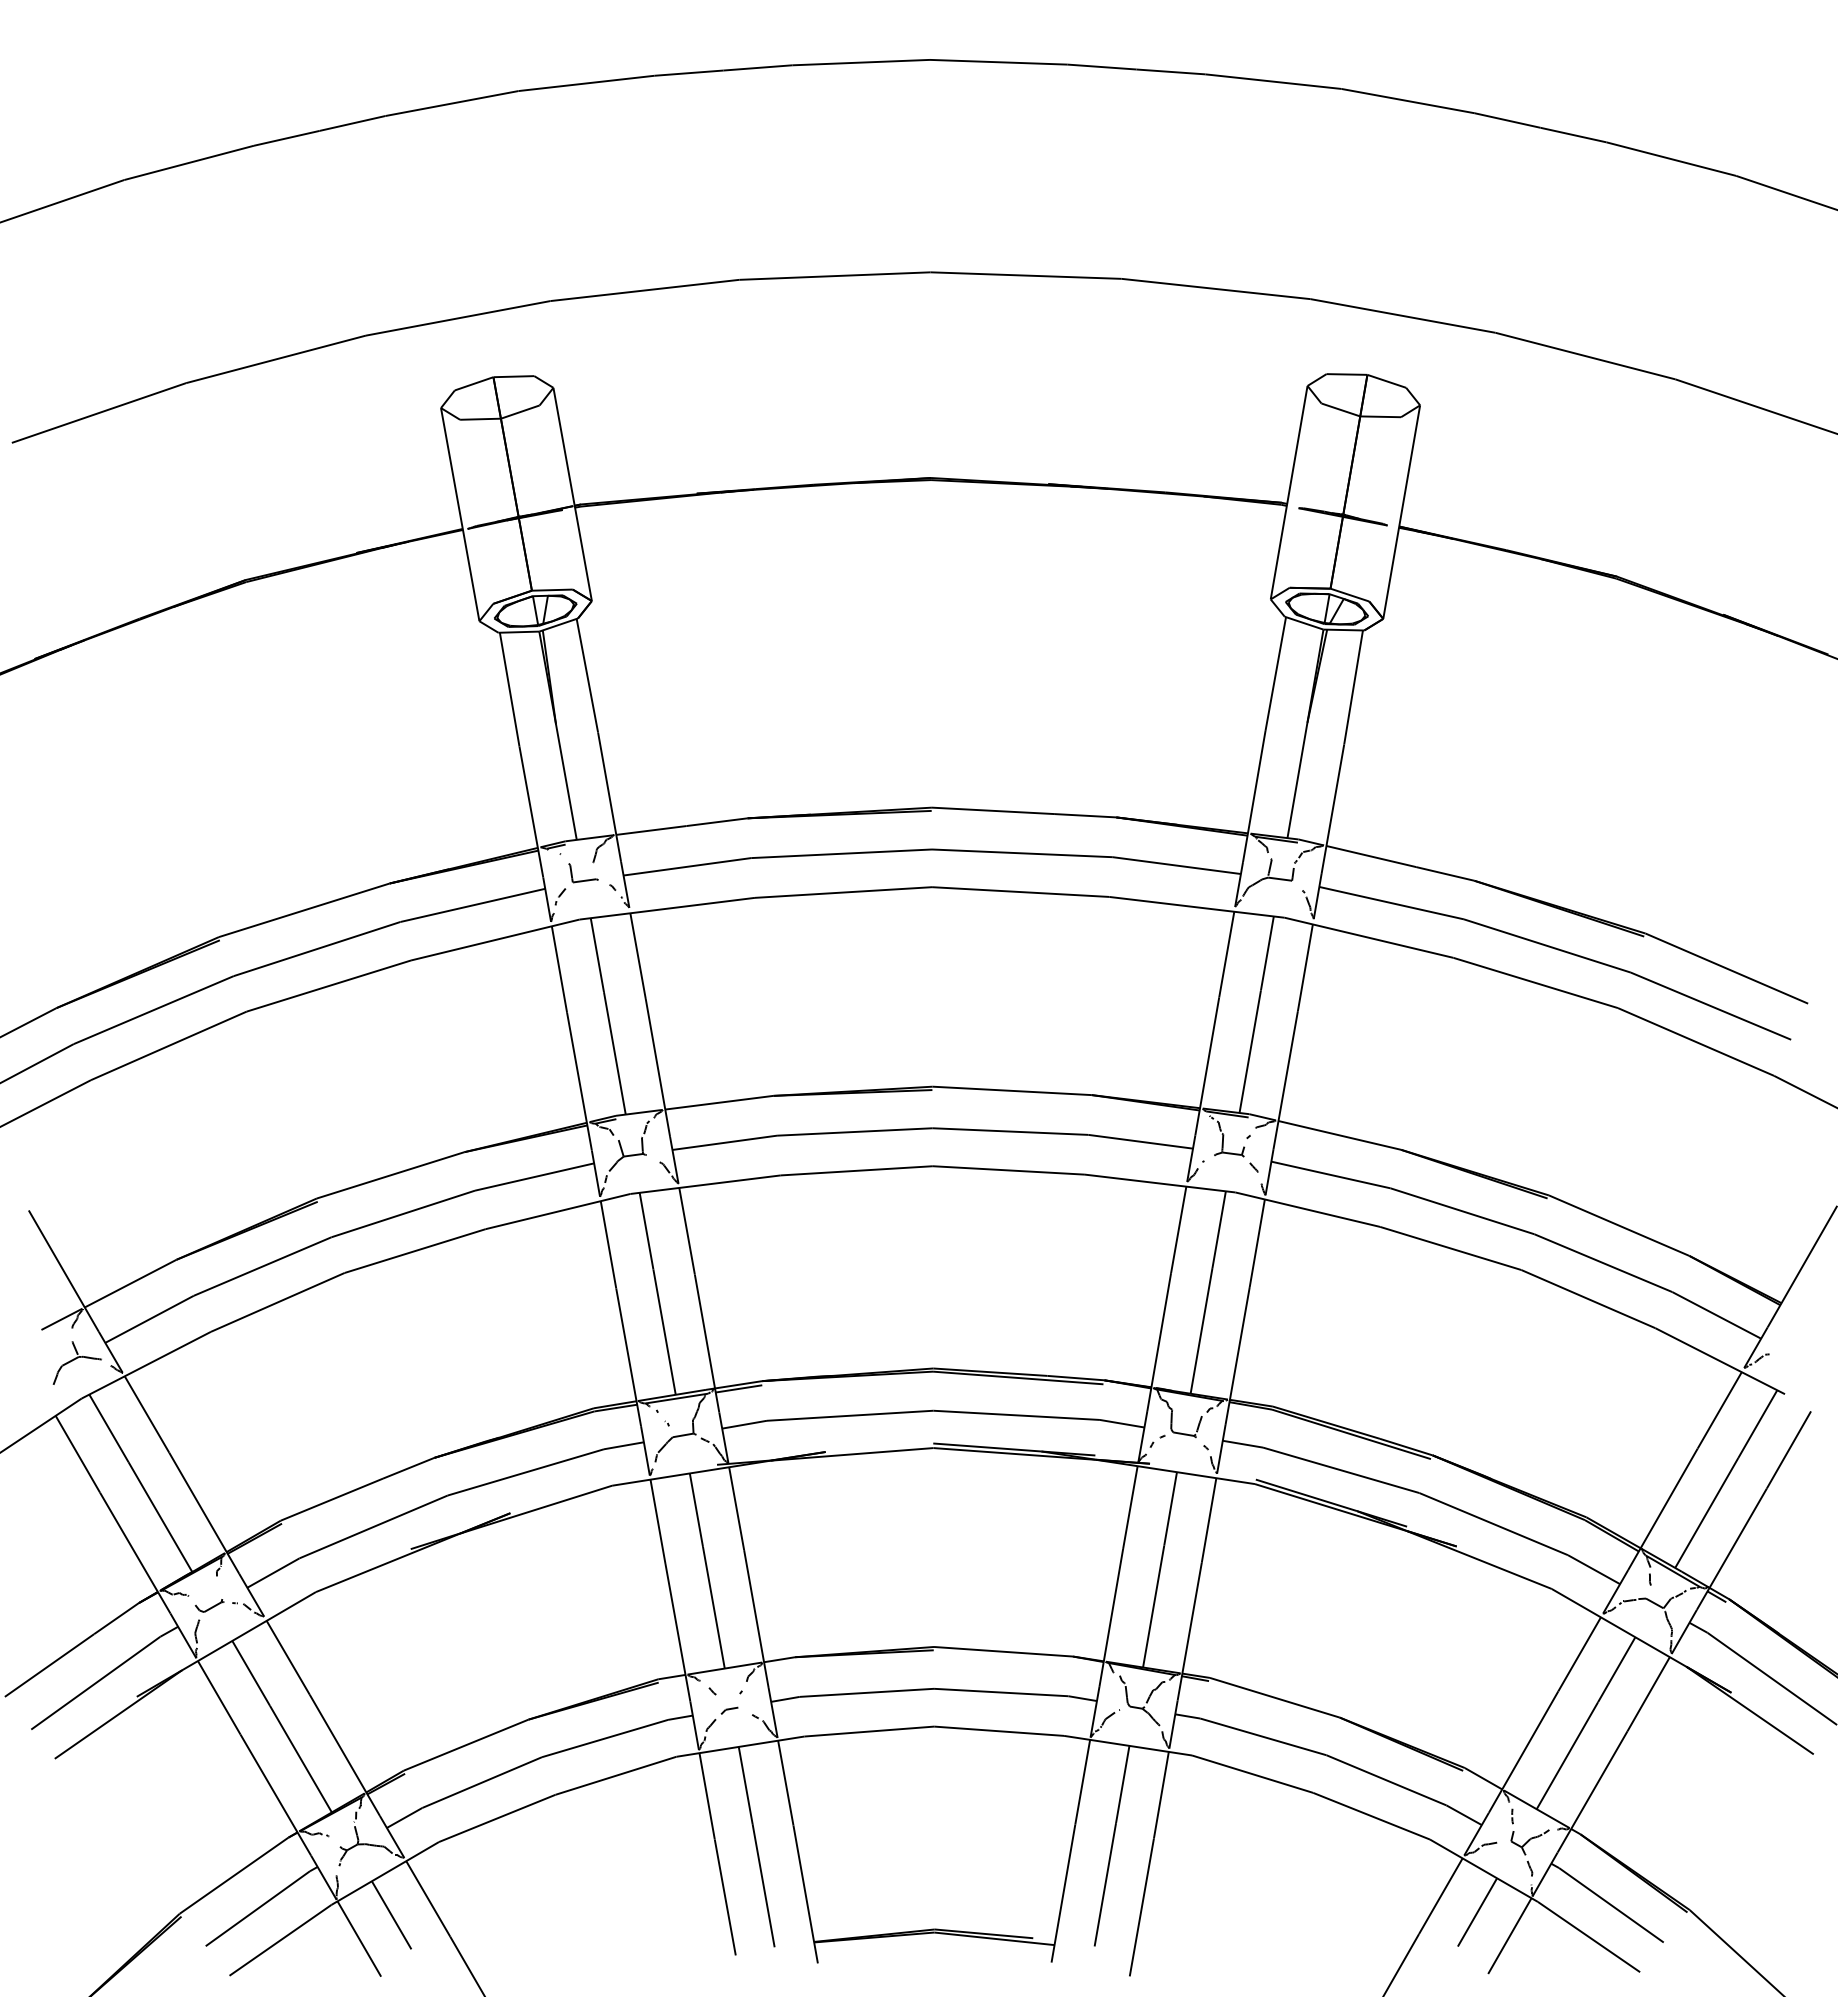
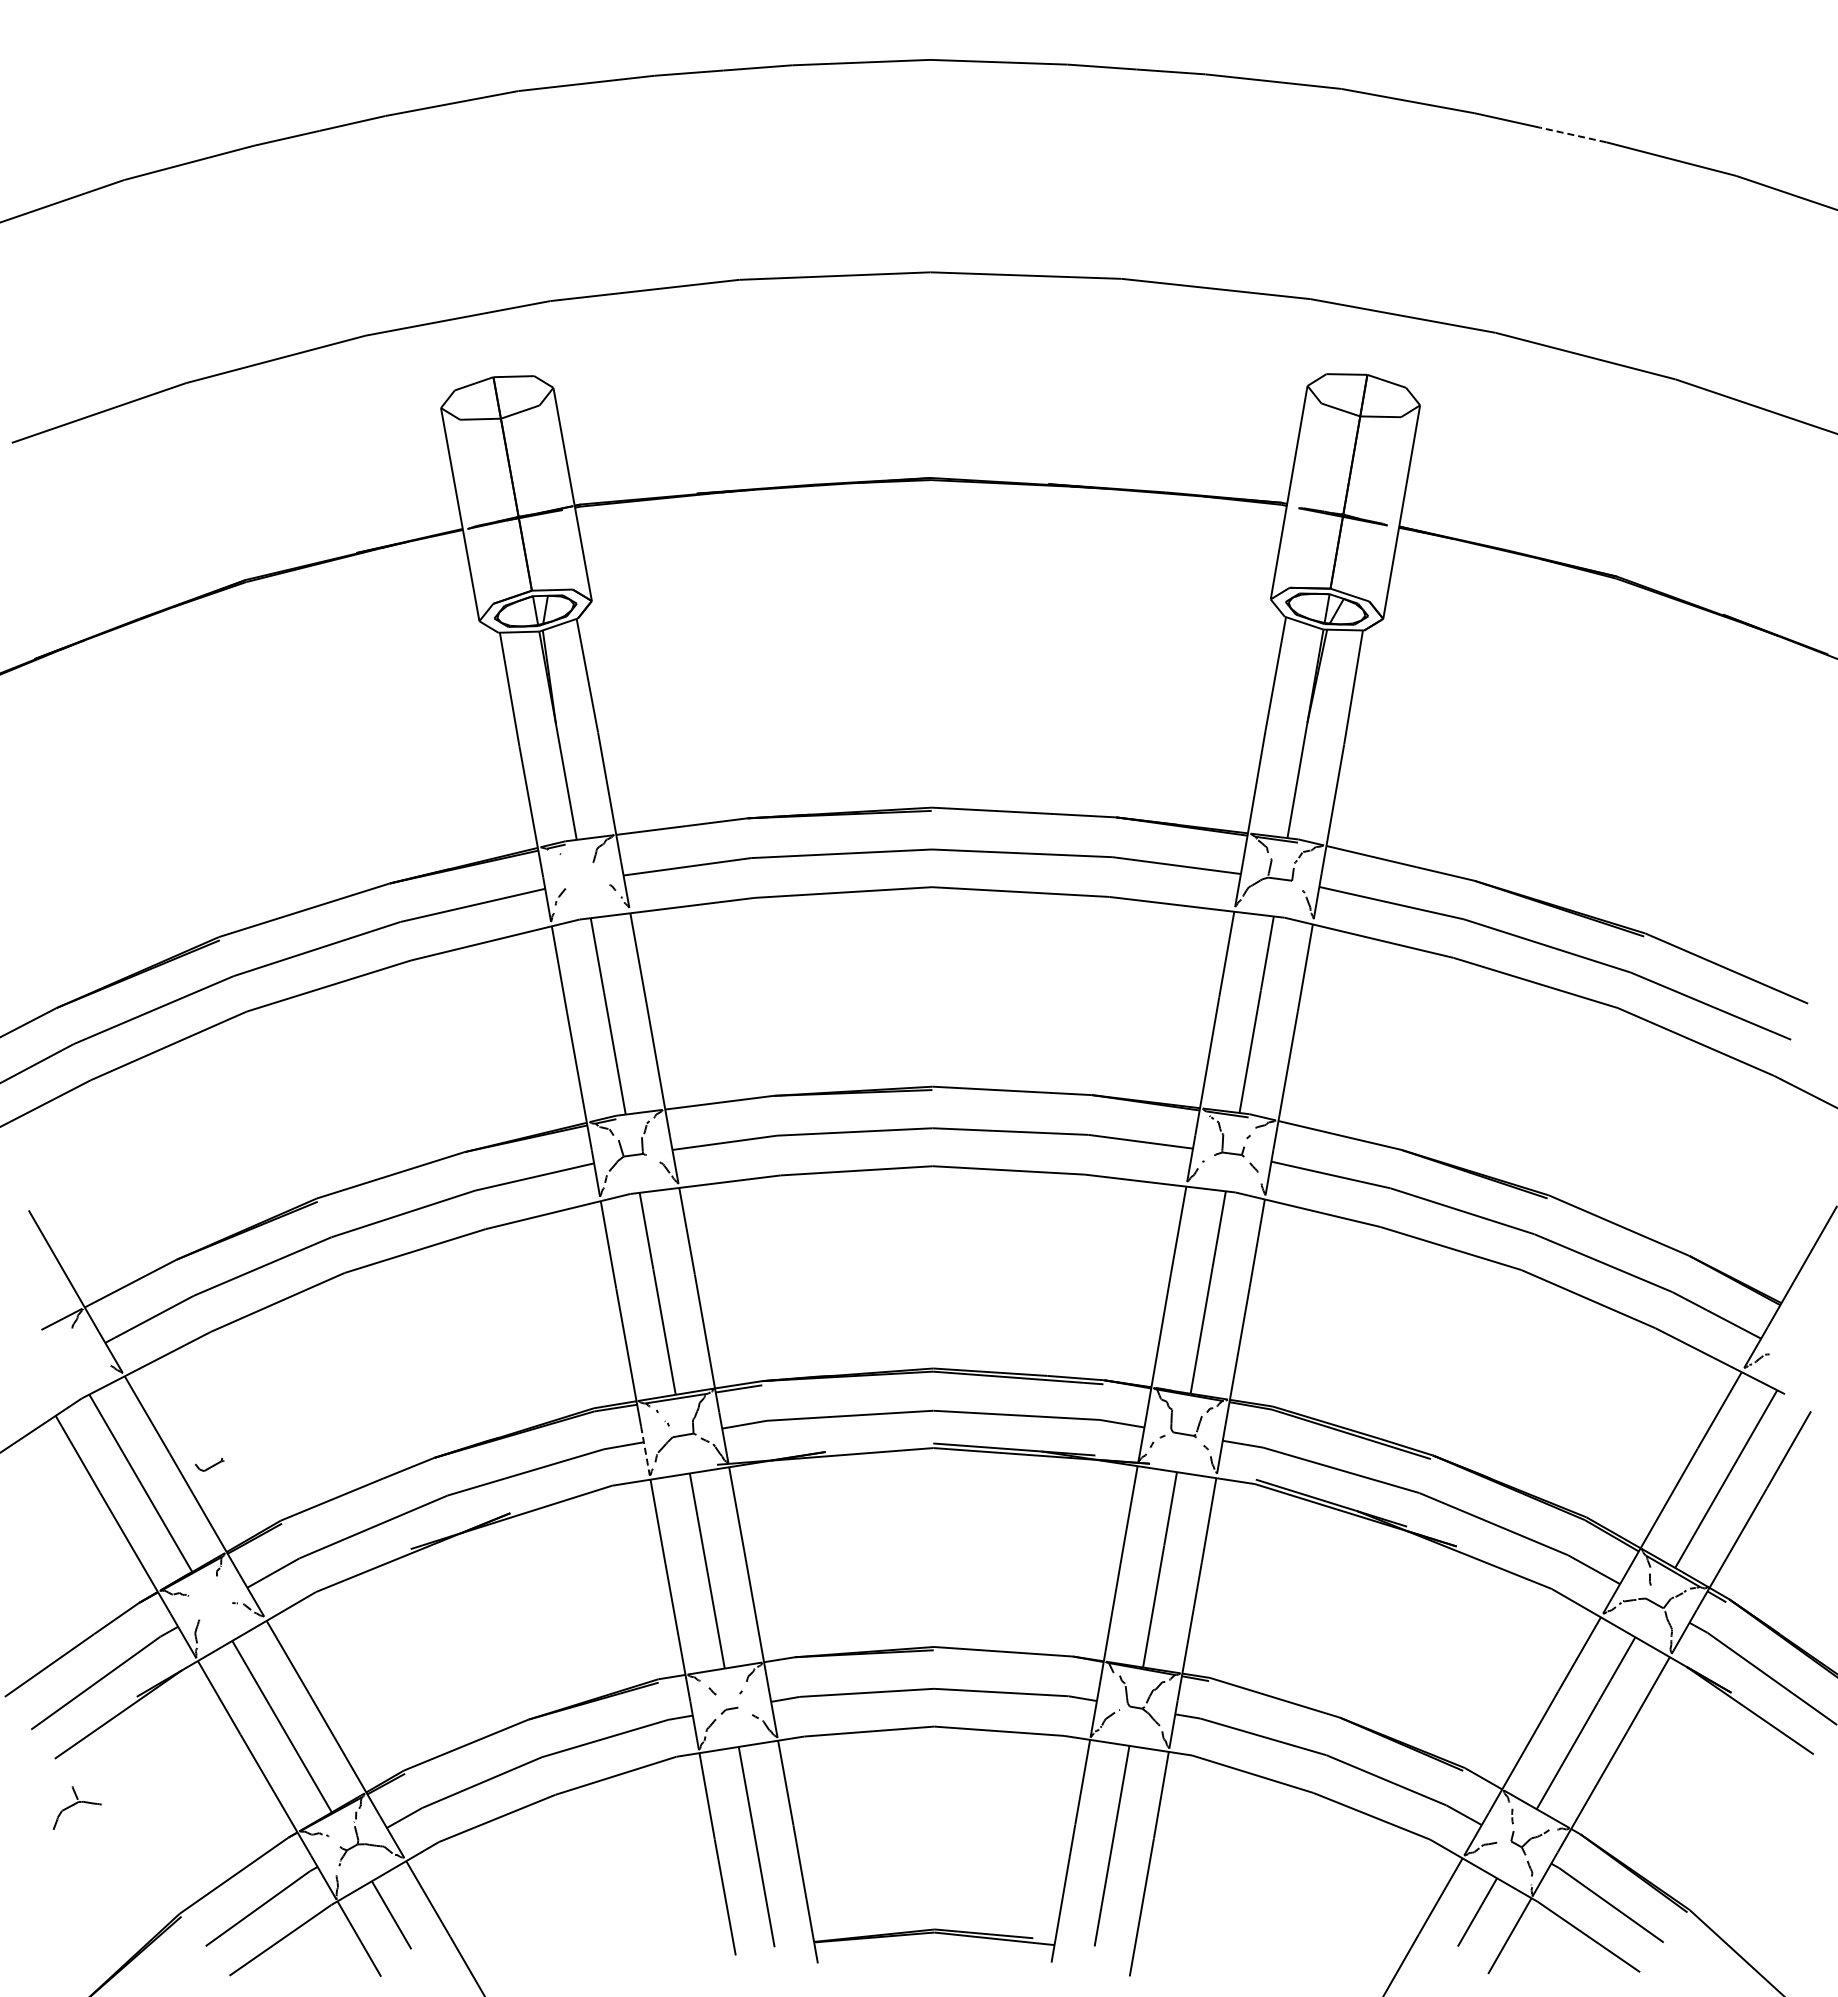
line: solid -> dashed (1573, 135)
part: present -> none (585, 879)
part position: (76, 1362) -> (76, 1807) (76, 1807)
line: solid -> dashed (645, 1451)
part position: (209, 1605) -> (209, 1464) (209, 1464)
